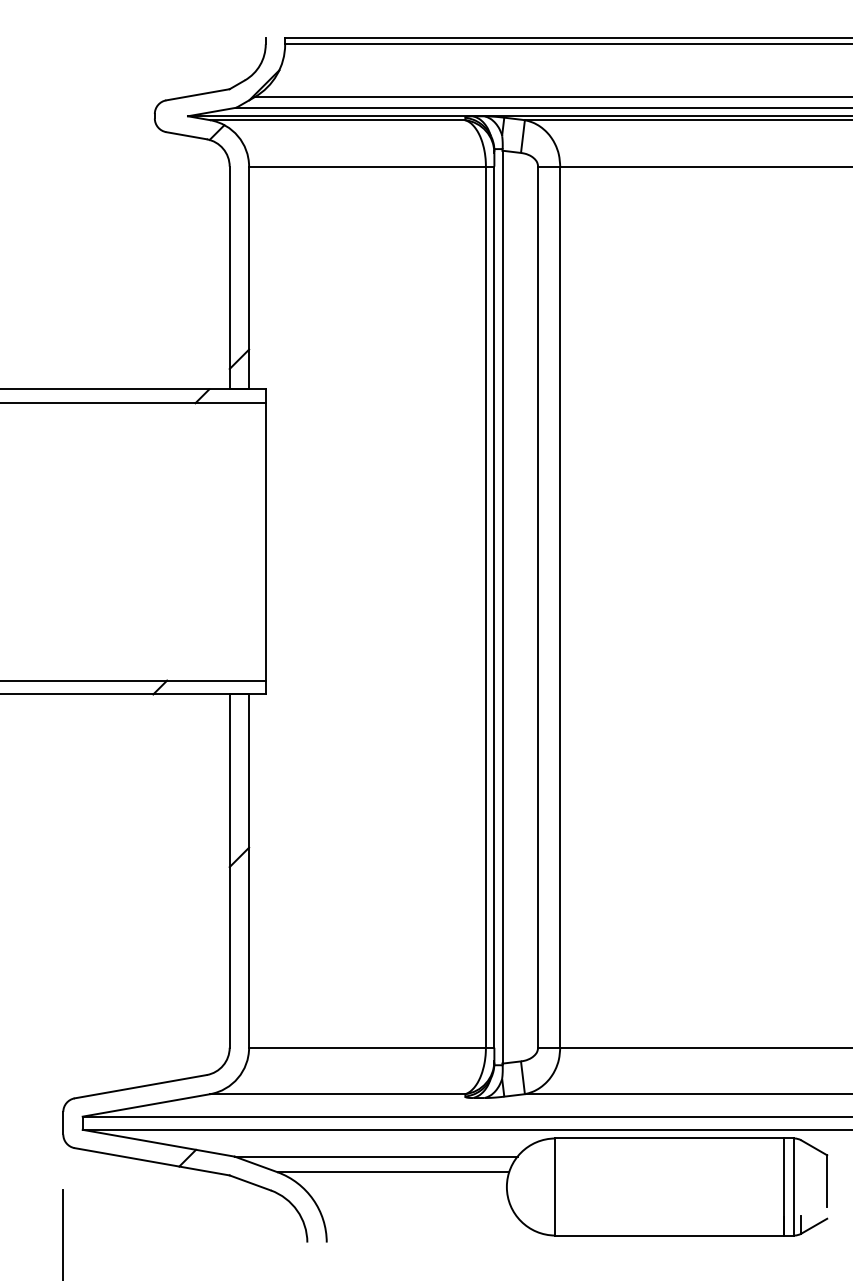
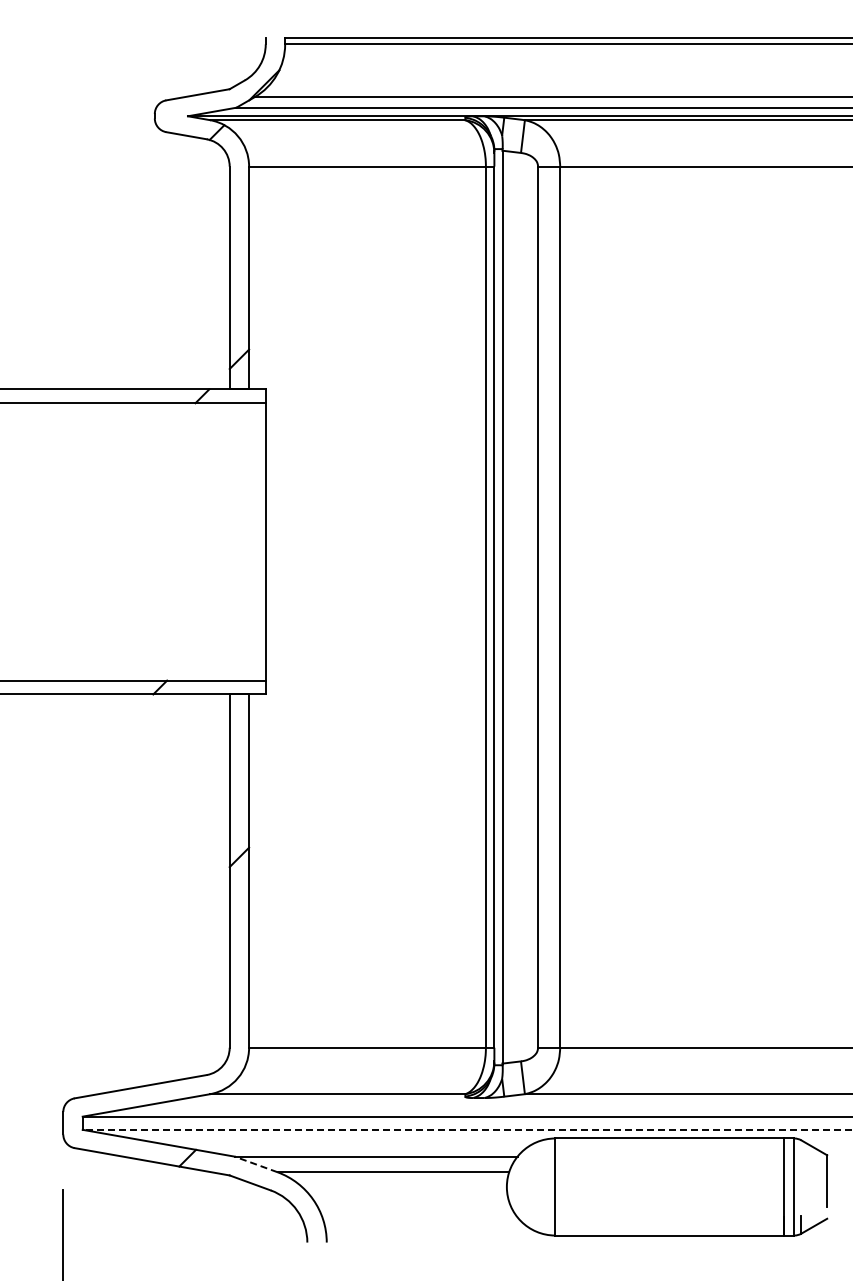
line: solid -> dashed (467, 1129)
line: solid -> dashed (256, 1164)
